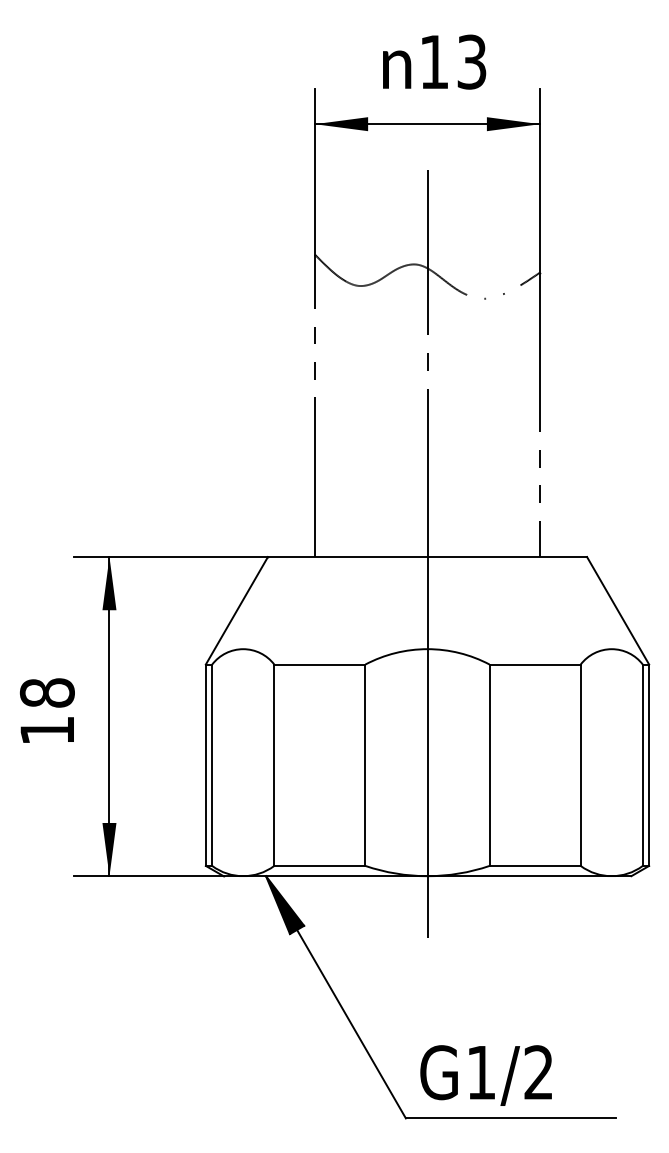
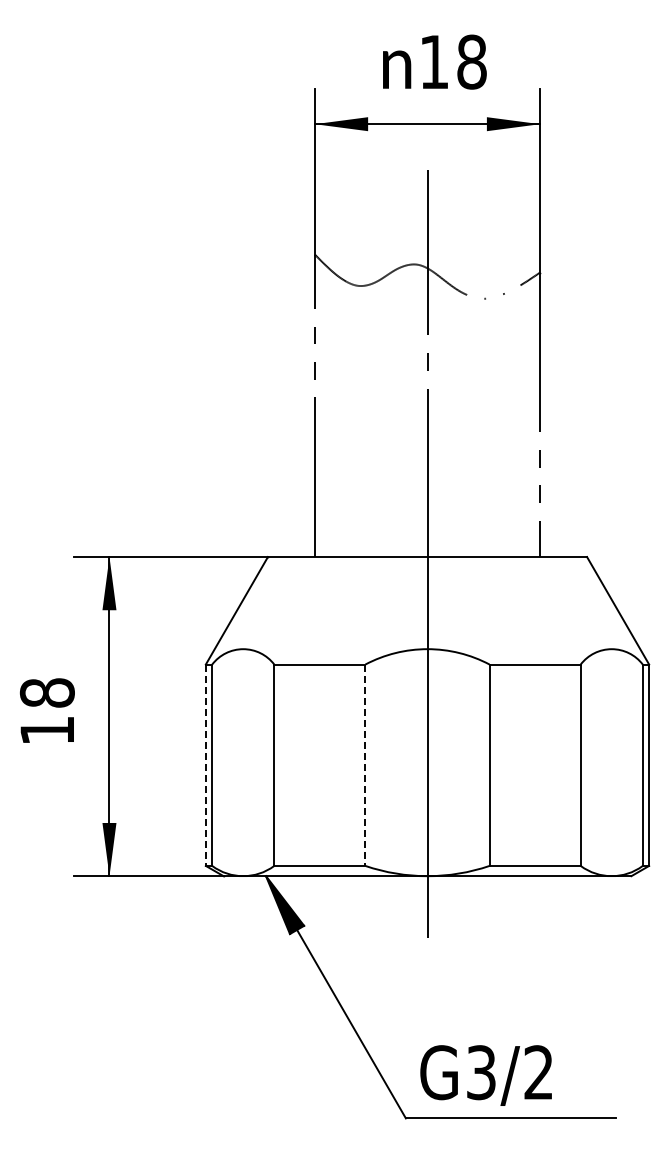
text: 13 -> 18 (471, 61)
line: solid -> dashed (205, 765)
line: solid -> dashed (365, 765)
text: G1/2 -> G3/2 (481, 1072)
